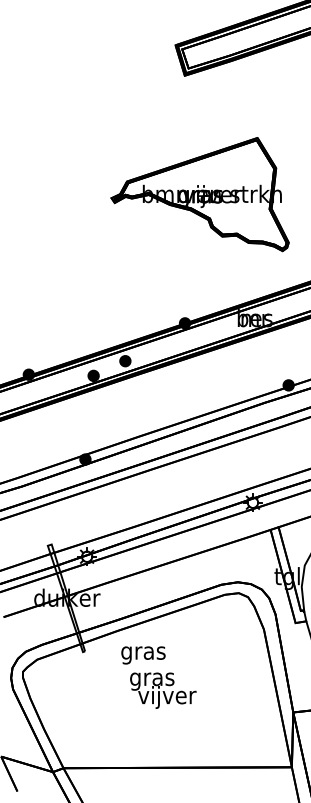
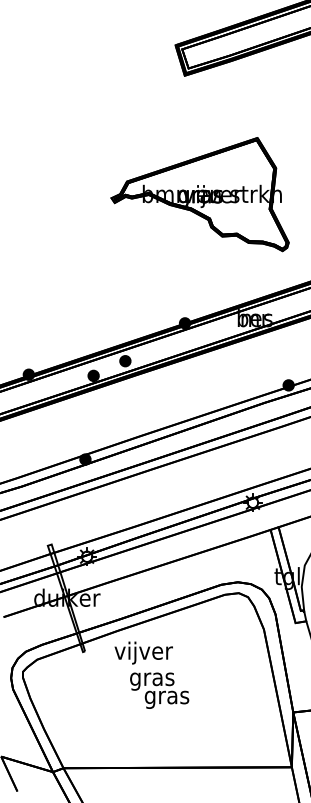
text: gras -> vijver (143, 652)
text: vijver -> gras (167, 697)
